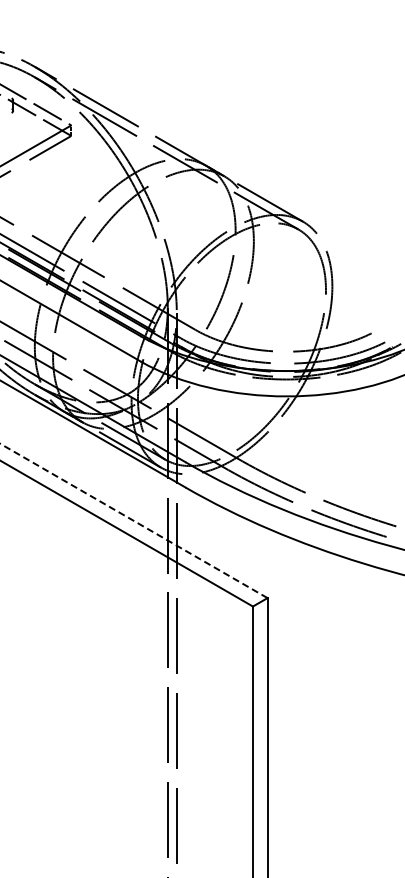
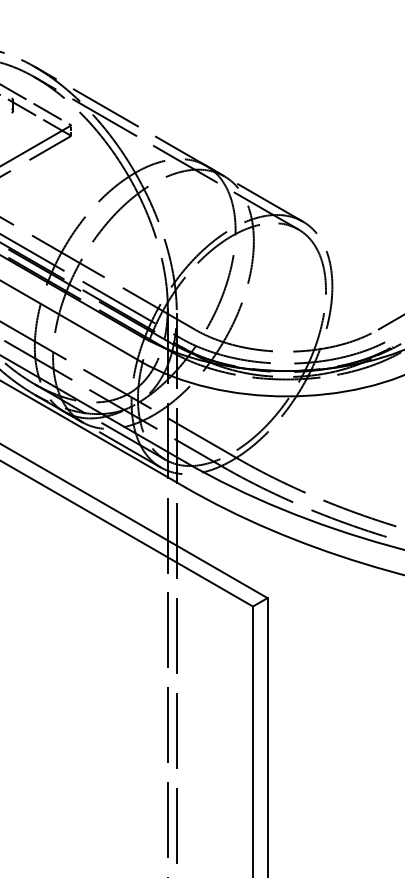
line: none -> present (389, 322)
line: dashed -> solid (133, 520)
